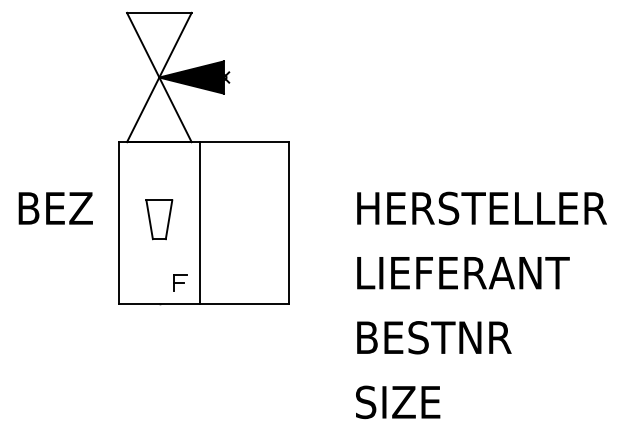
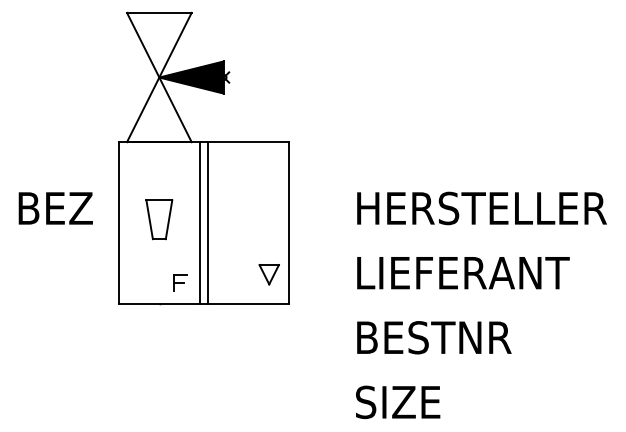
line: none -> present (207, 222)
part: none -> present (268, 274)
